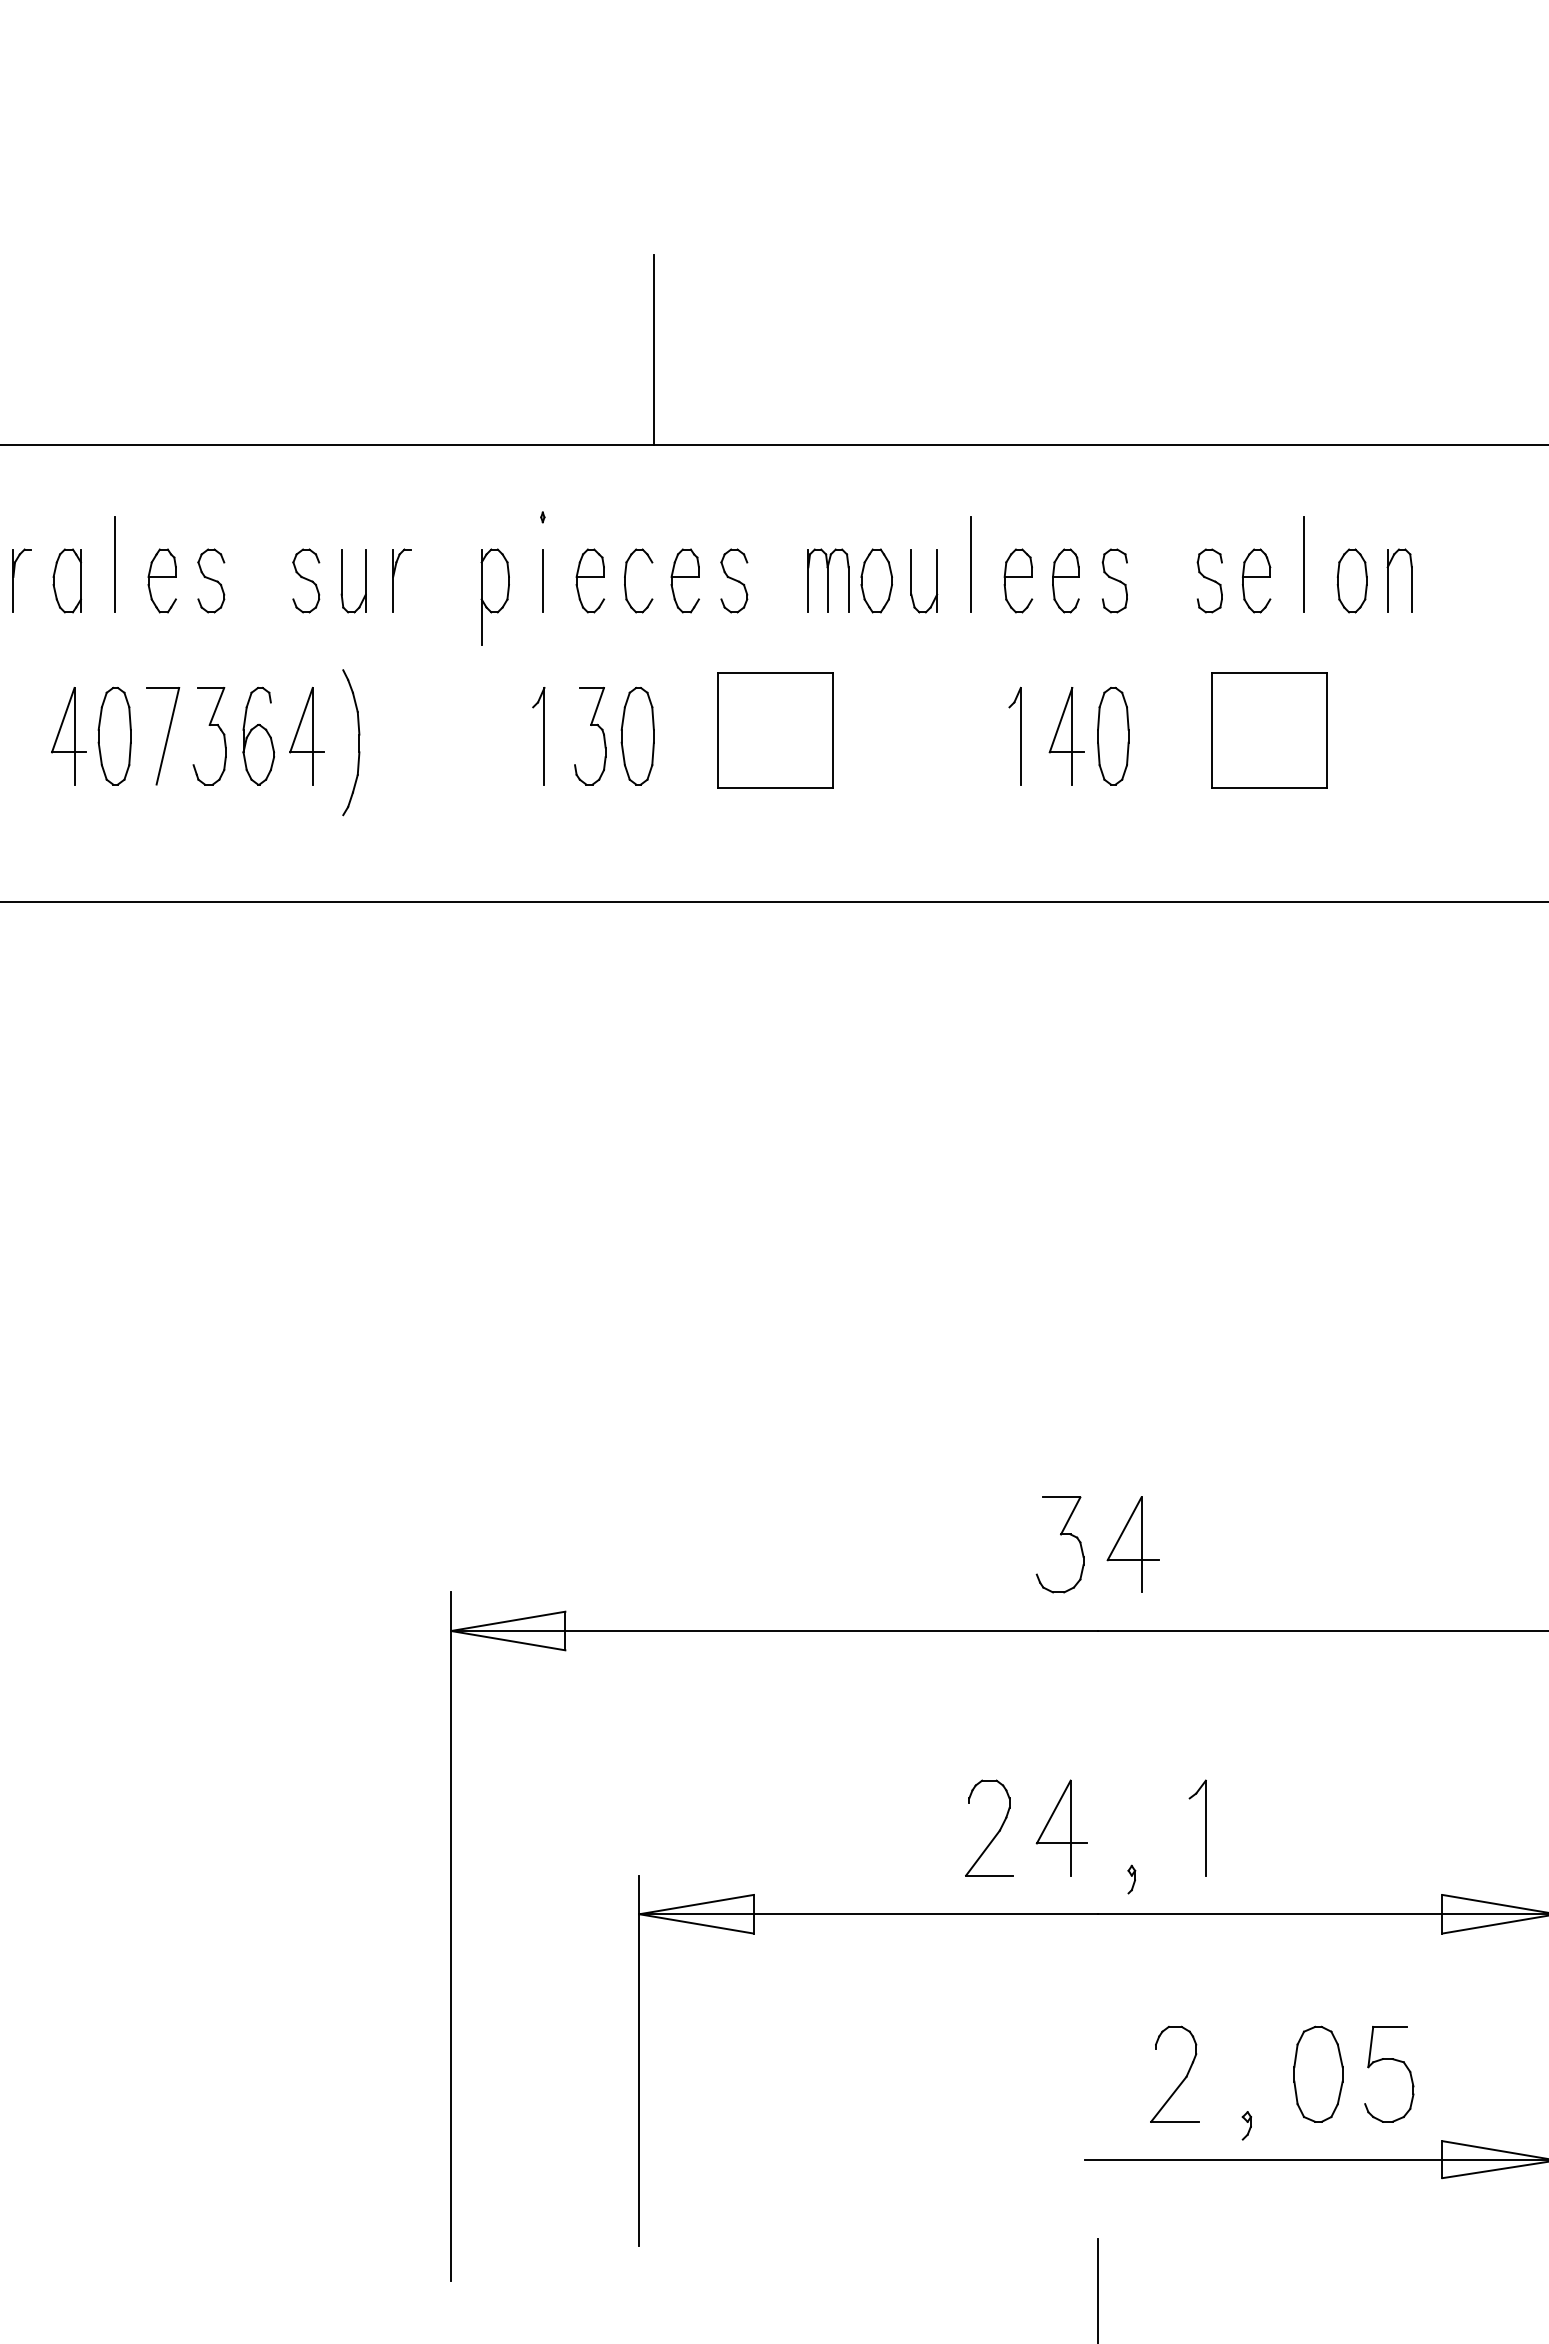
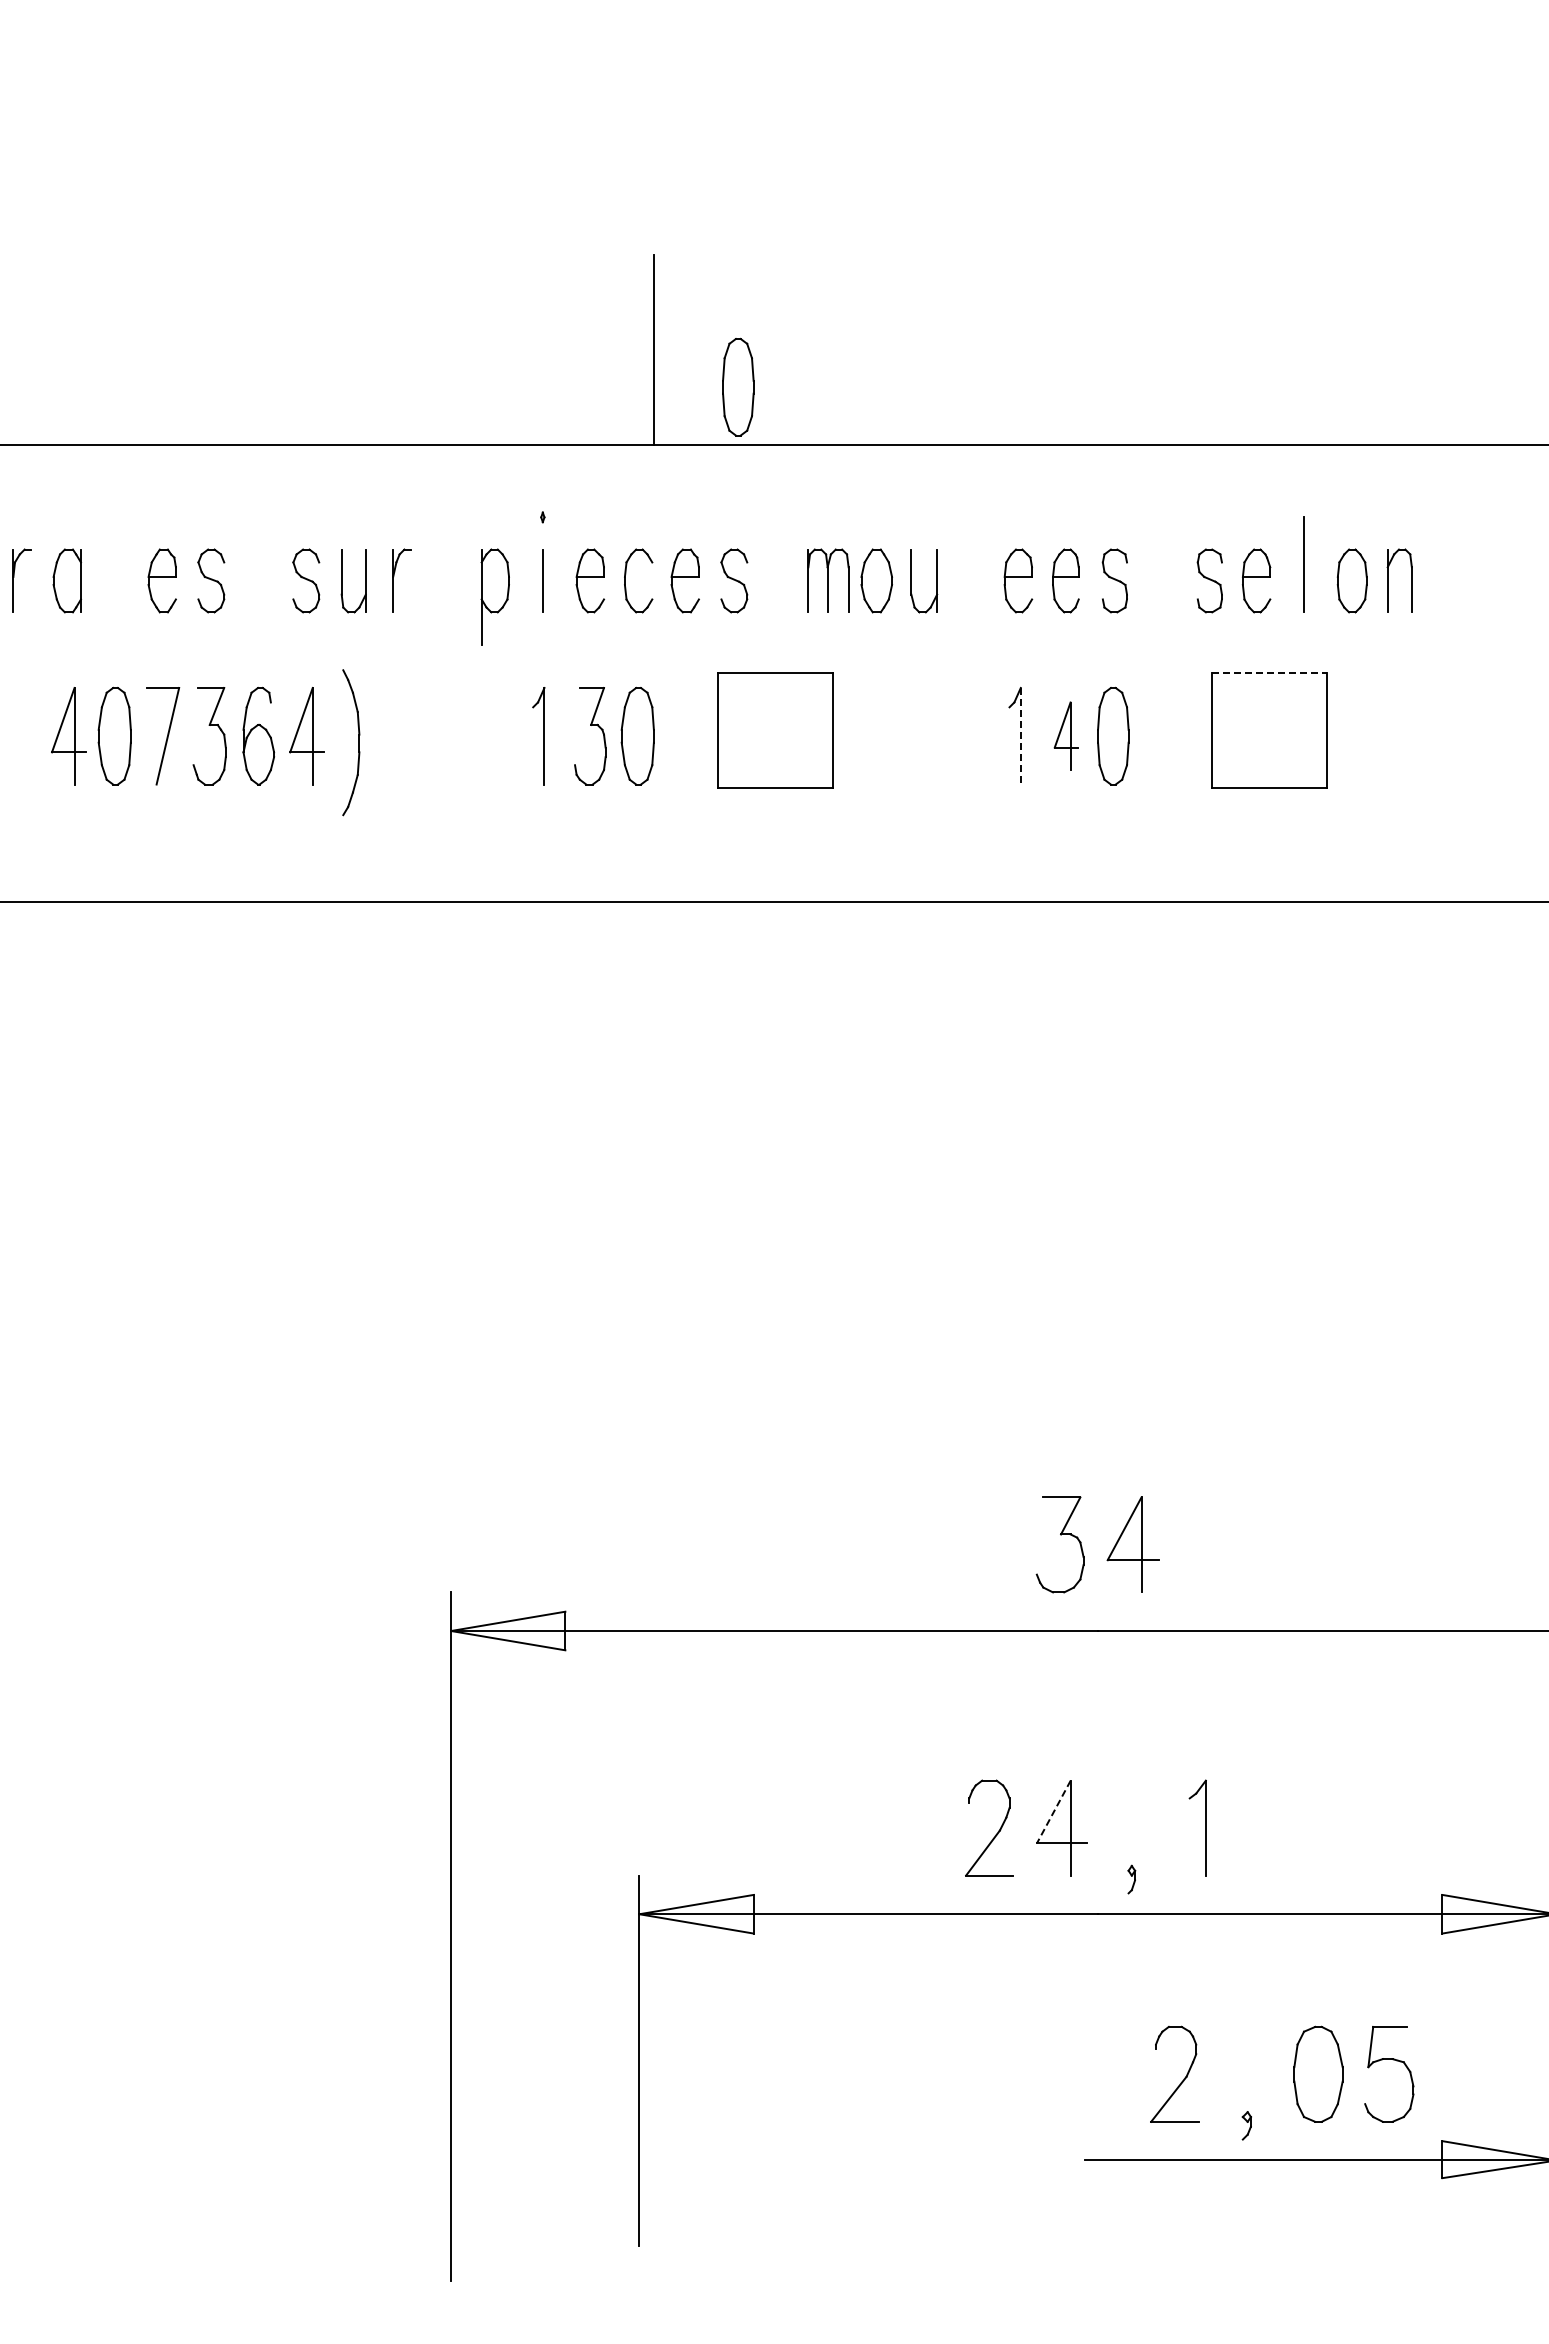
part: none -> present (738, 386)
line: present -> none (114, 564)
line: present -> none (970, 564)
line: solid -> dashed (1269, 673)
line: solid -> dashed (1020, 736)
part size: 37x99 px -> 26x70 px (1065, 735)
line: solid -> dashed (1053, 1812)
line: present -> none (1098, 2289)
